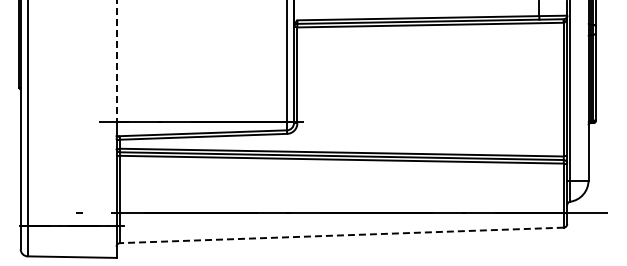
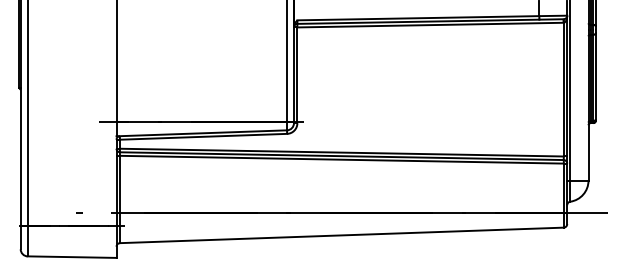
line: dashed -> solid (116, 61)
line: dashed -> solid (341, 235)
